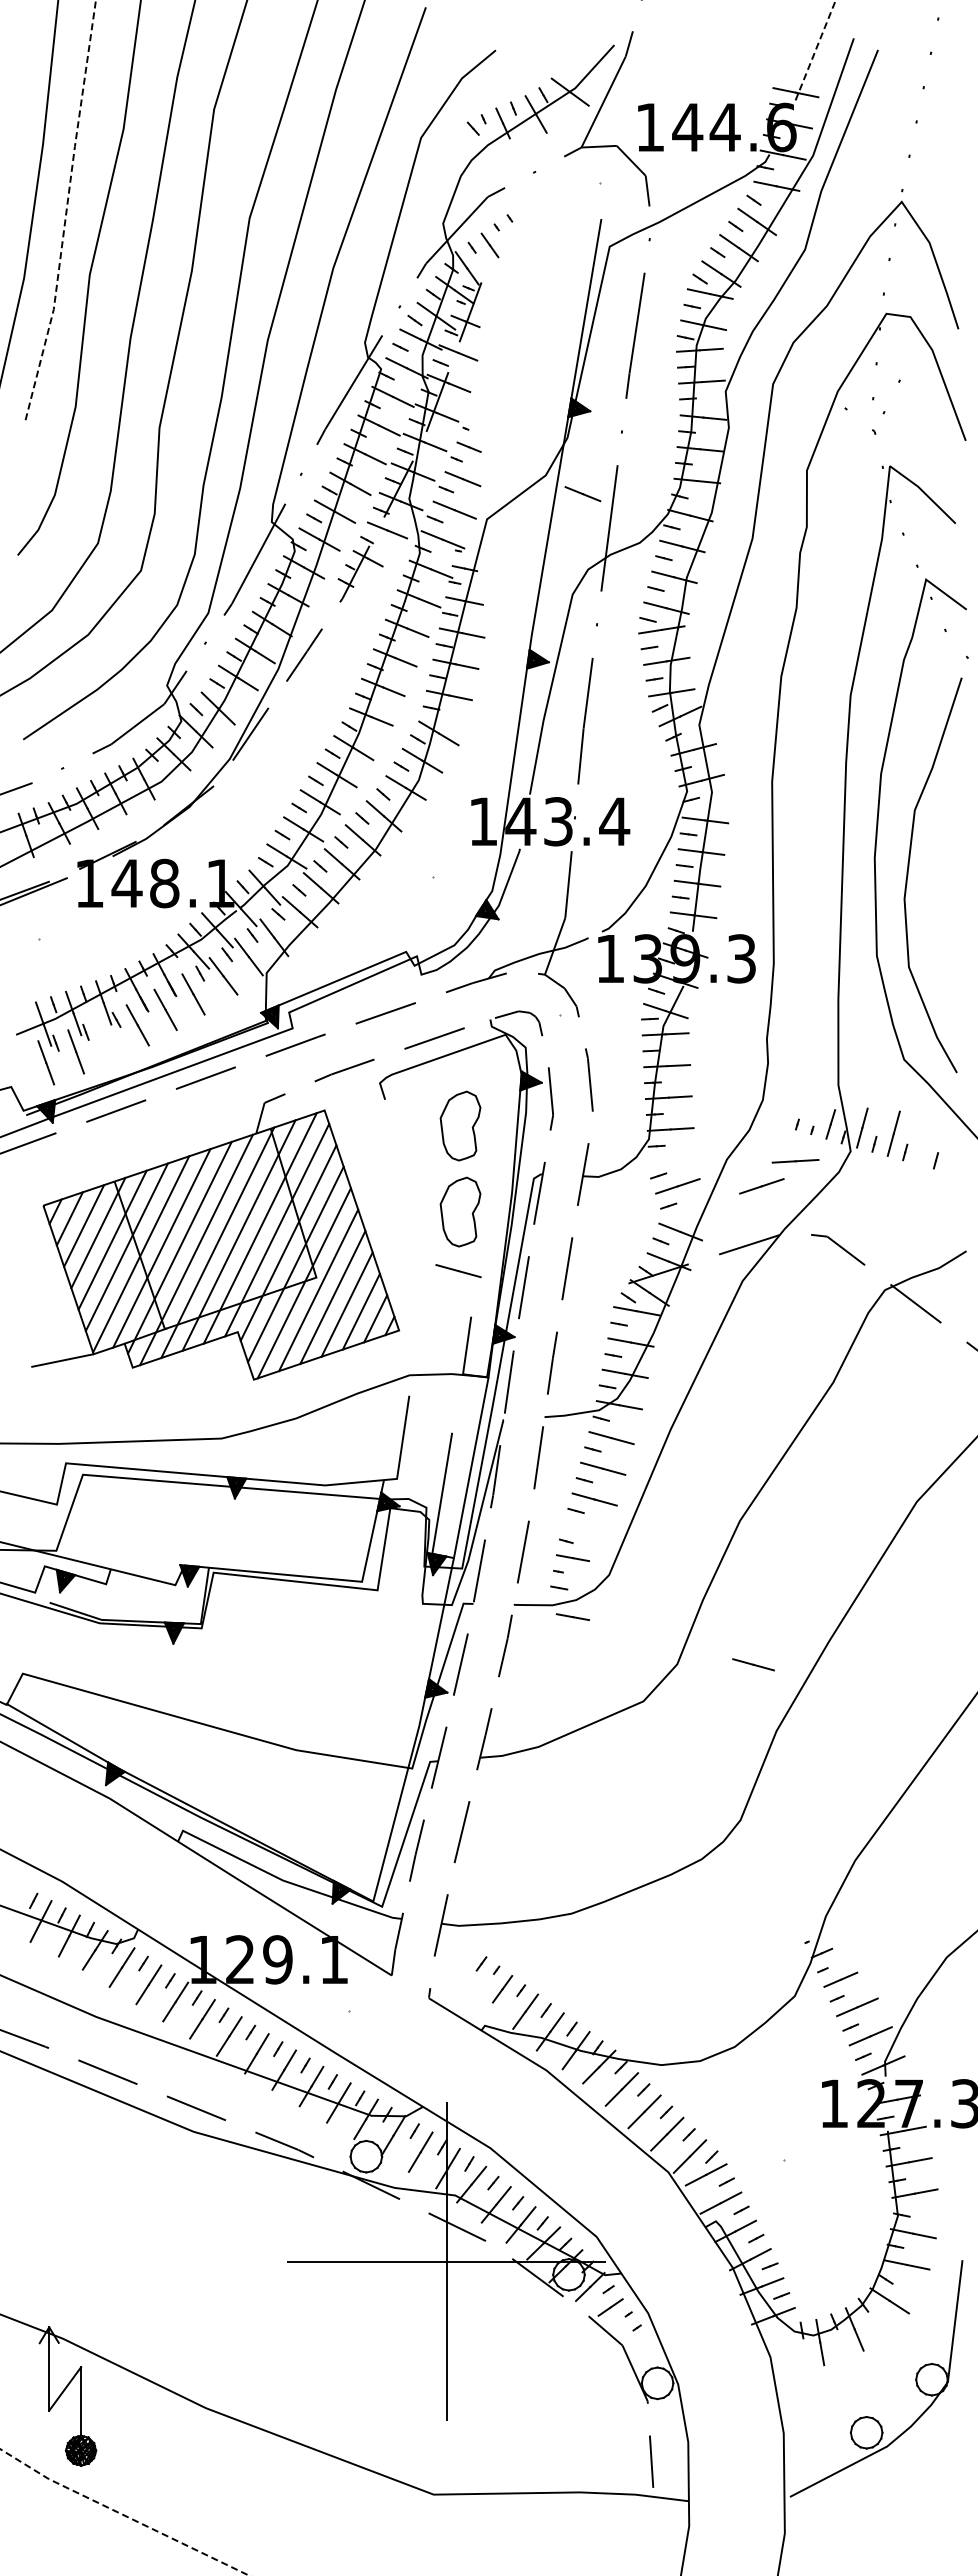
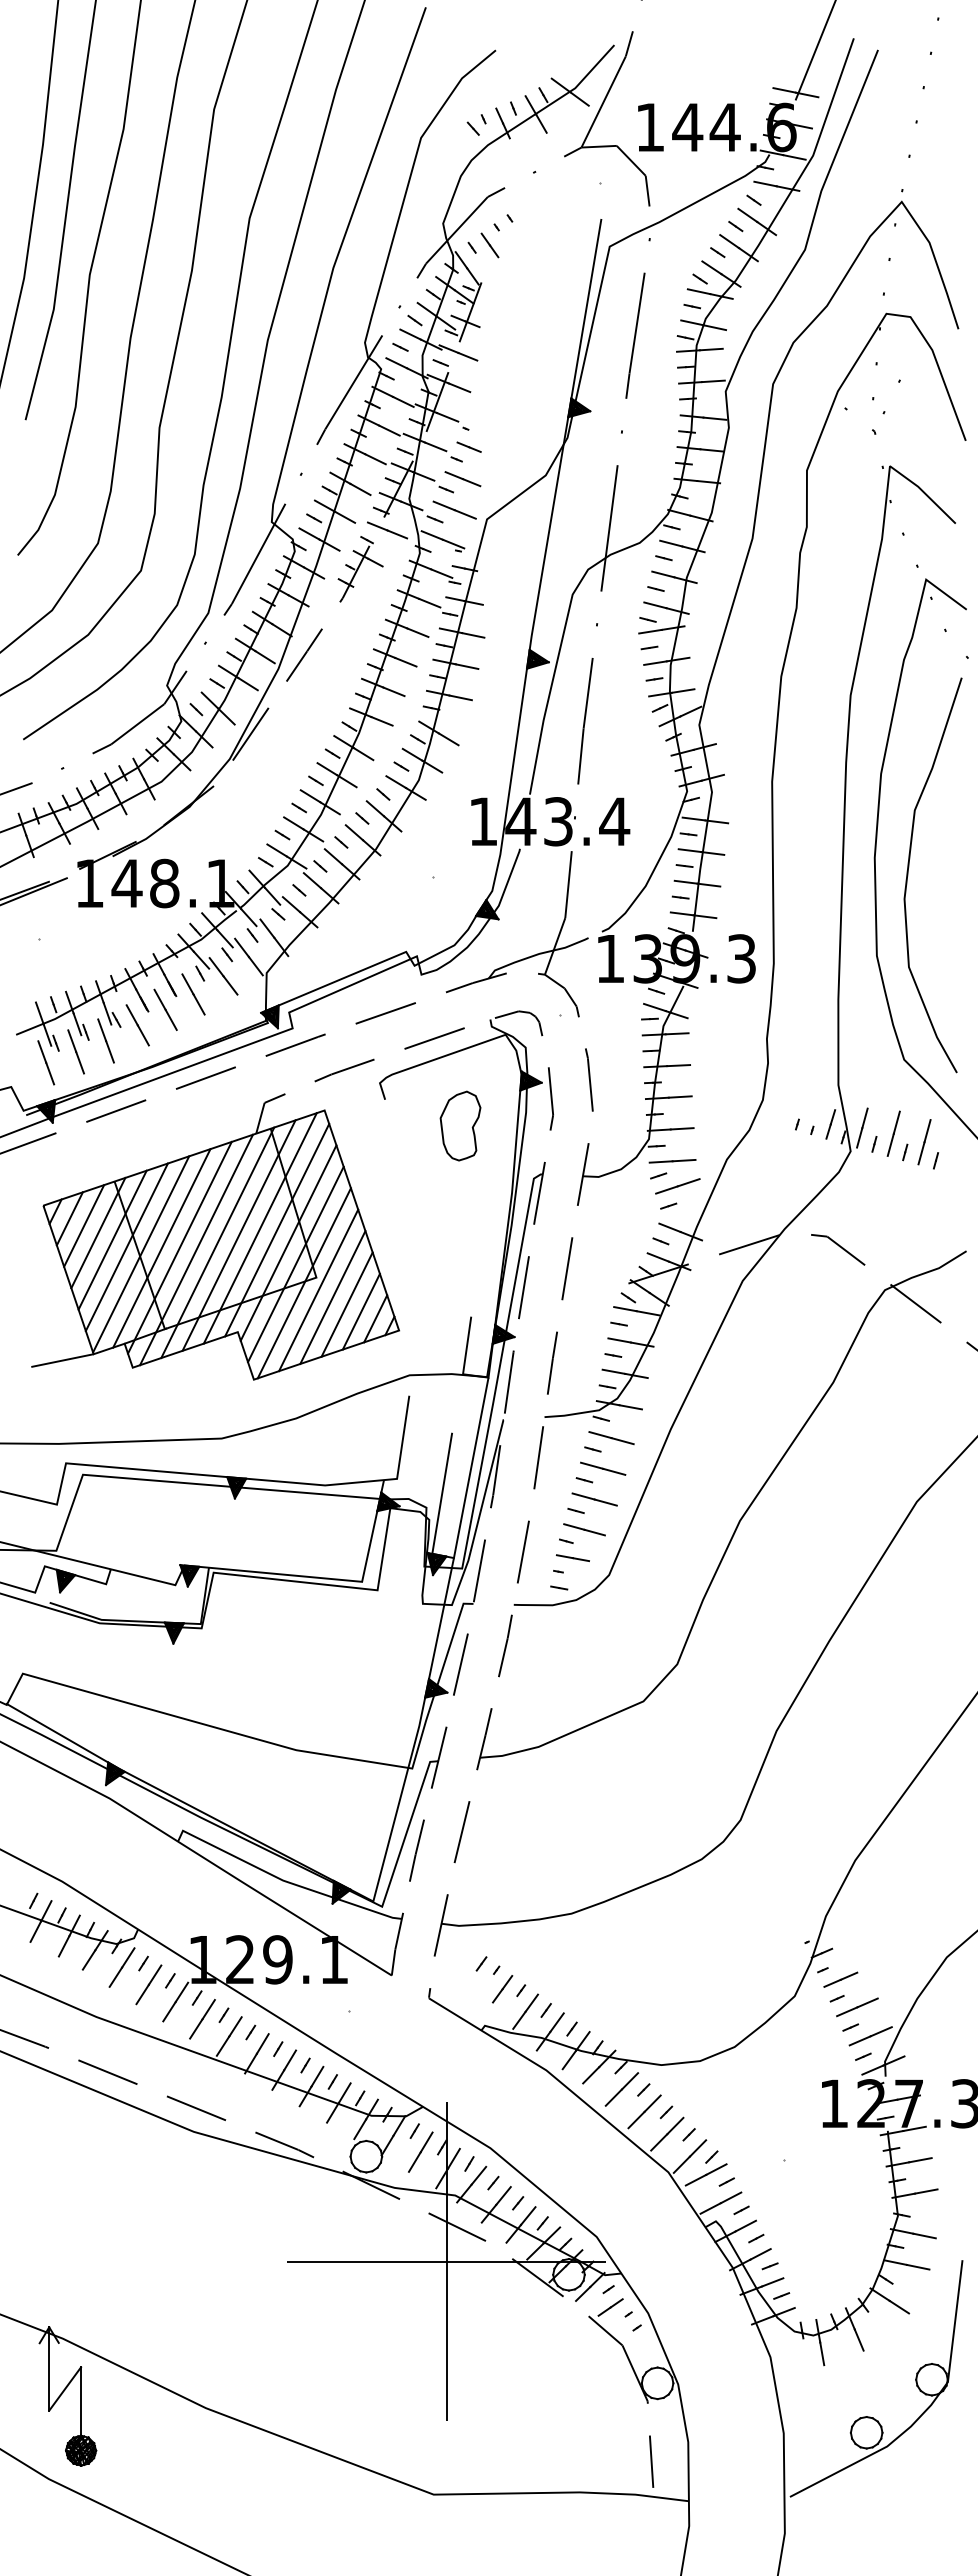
line: dashed -> solid (815, 50)
line: dashed -> solid (66, 211)
line: present -> none (582, 494)
line: none -> present (105, 1040)
line: none -> present (924, 1142)
line position: (795, 1161) -> (672, 1161) (672, 1161)
line: present -> none (761, 1186)
part: present -> none (460, 1211)
line: present -> none (458, 1271)
line: present -> none (572, 1616)
line position: (753, 1664) -> (584, 1529) (584, 1529)
line: dashed -> solid (123, 2515)
